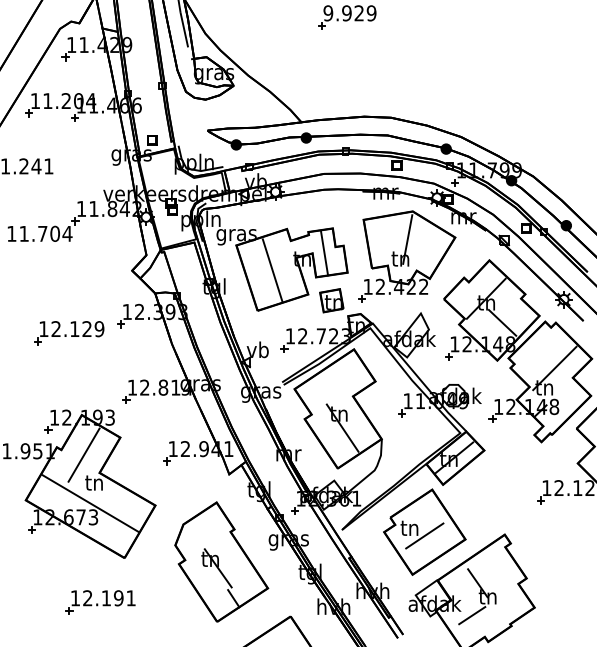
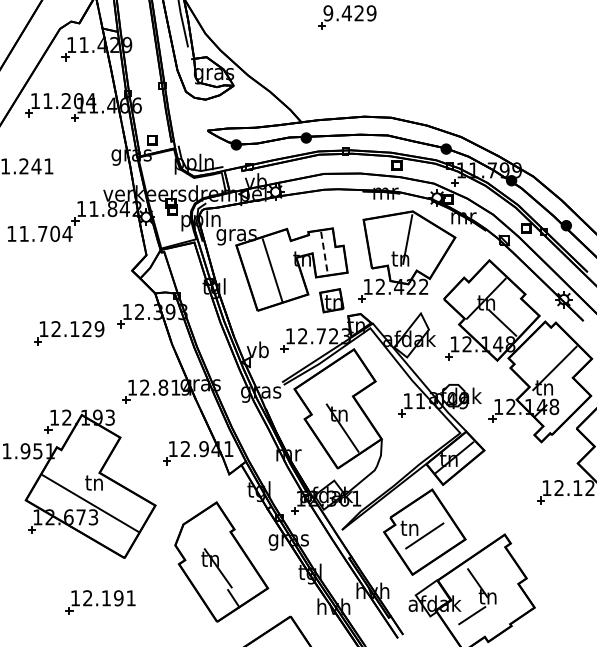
text: 9.929 -> 9.429 (346, 13)
line: solid -> dashed (324, 254)
line: present -> none (83, 454)
